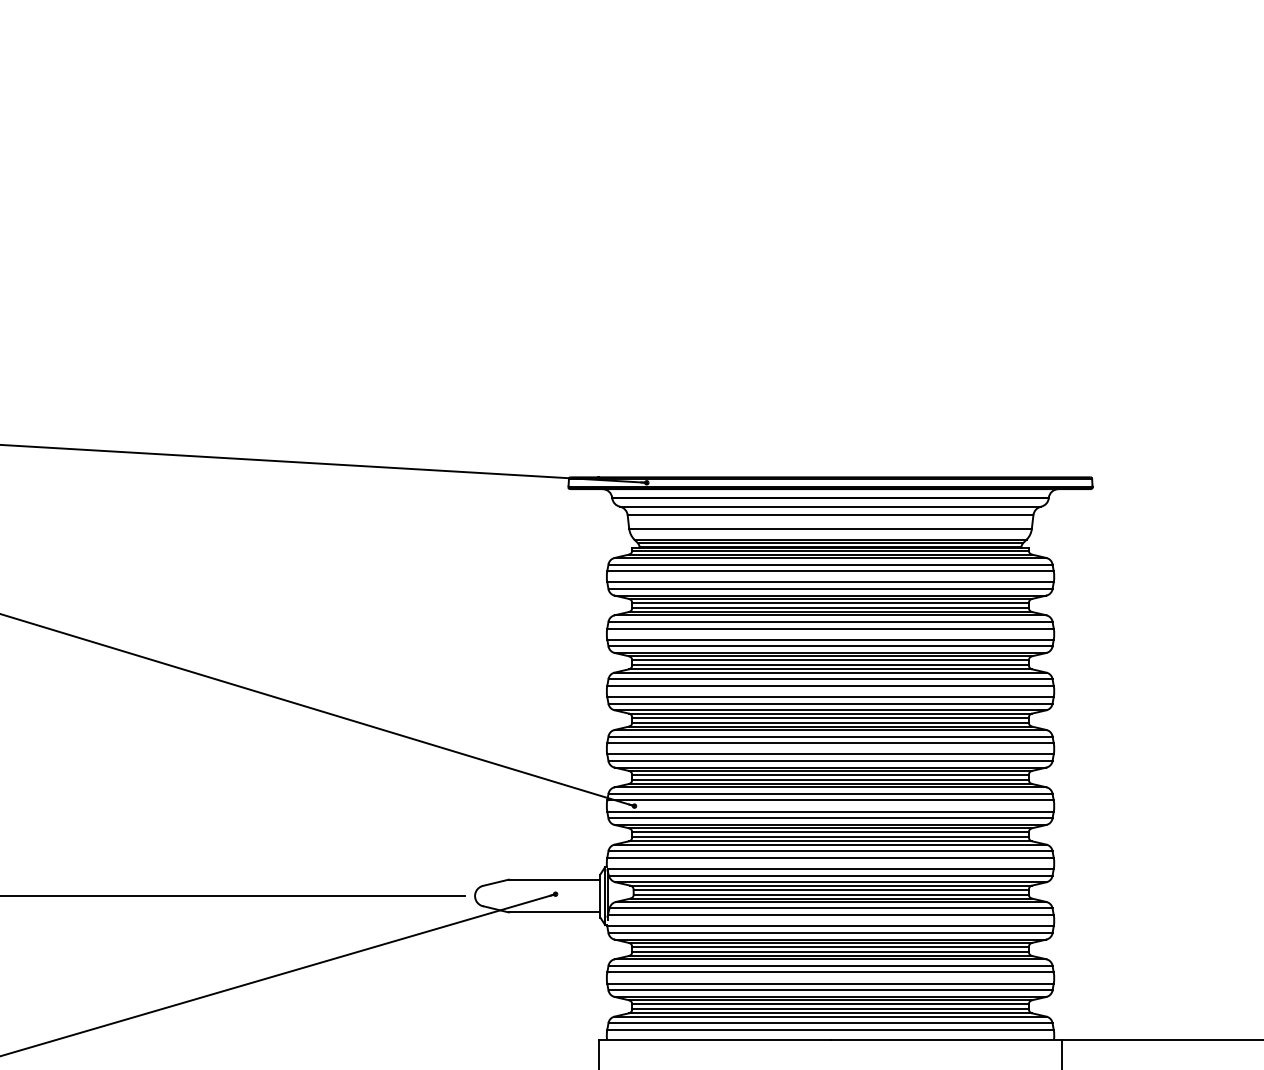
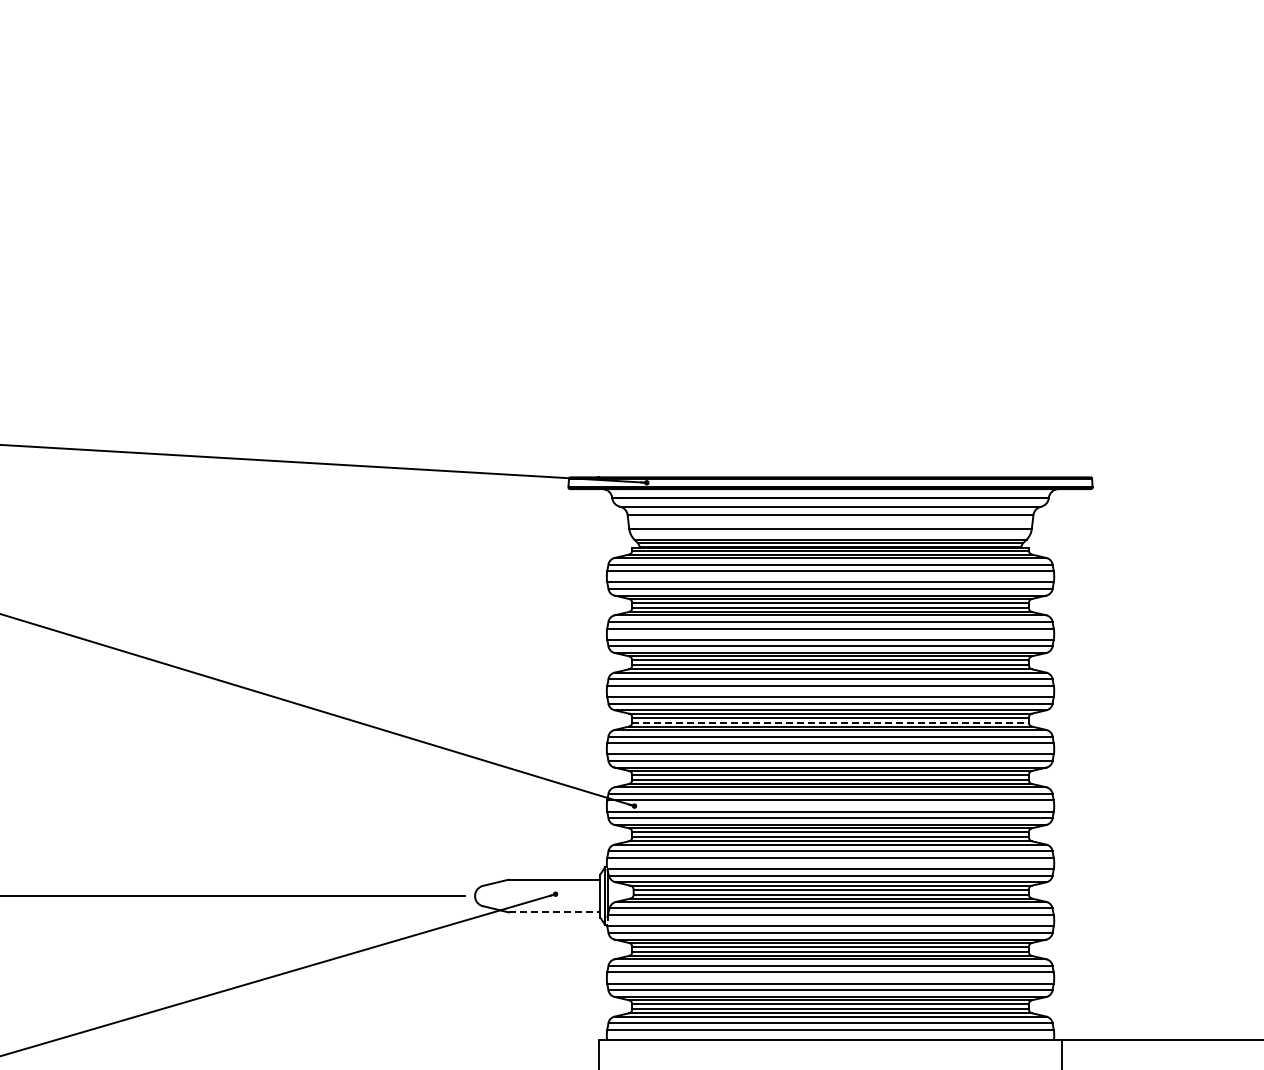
line: solid -> dashed (831, 722)
line: solid -> dashed (554, 912)
